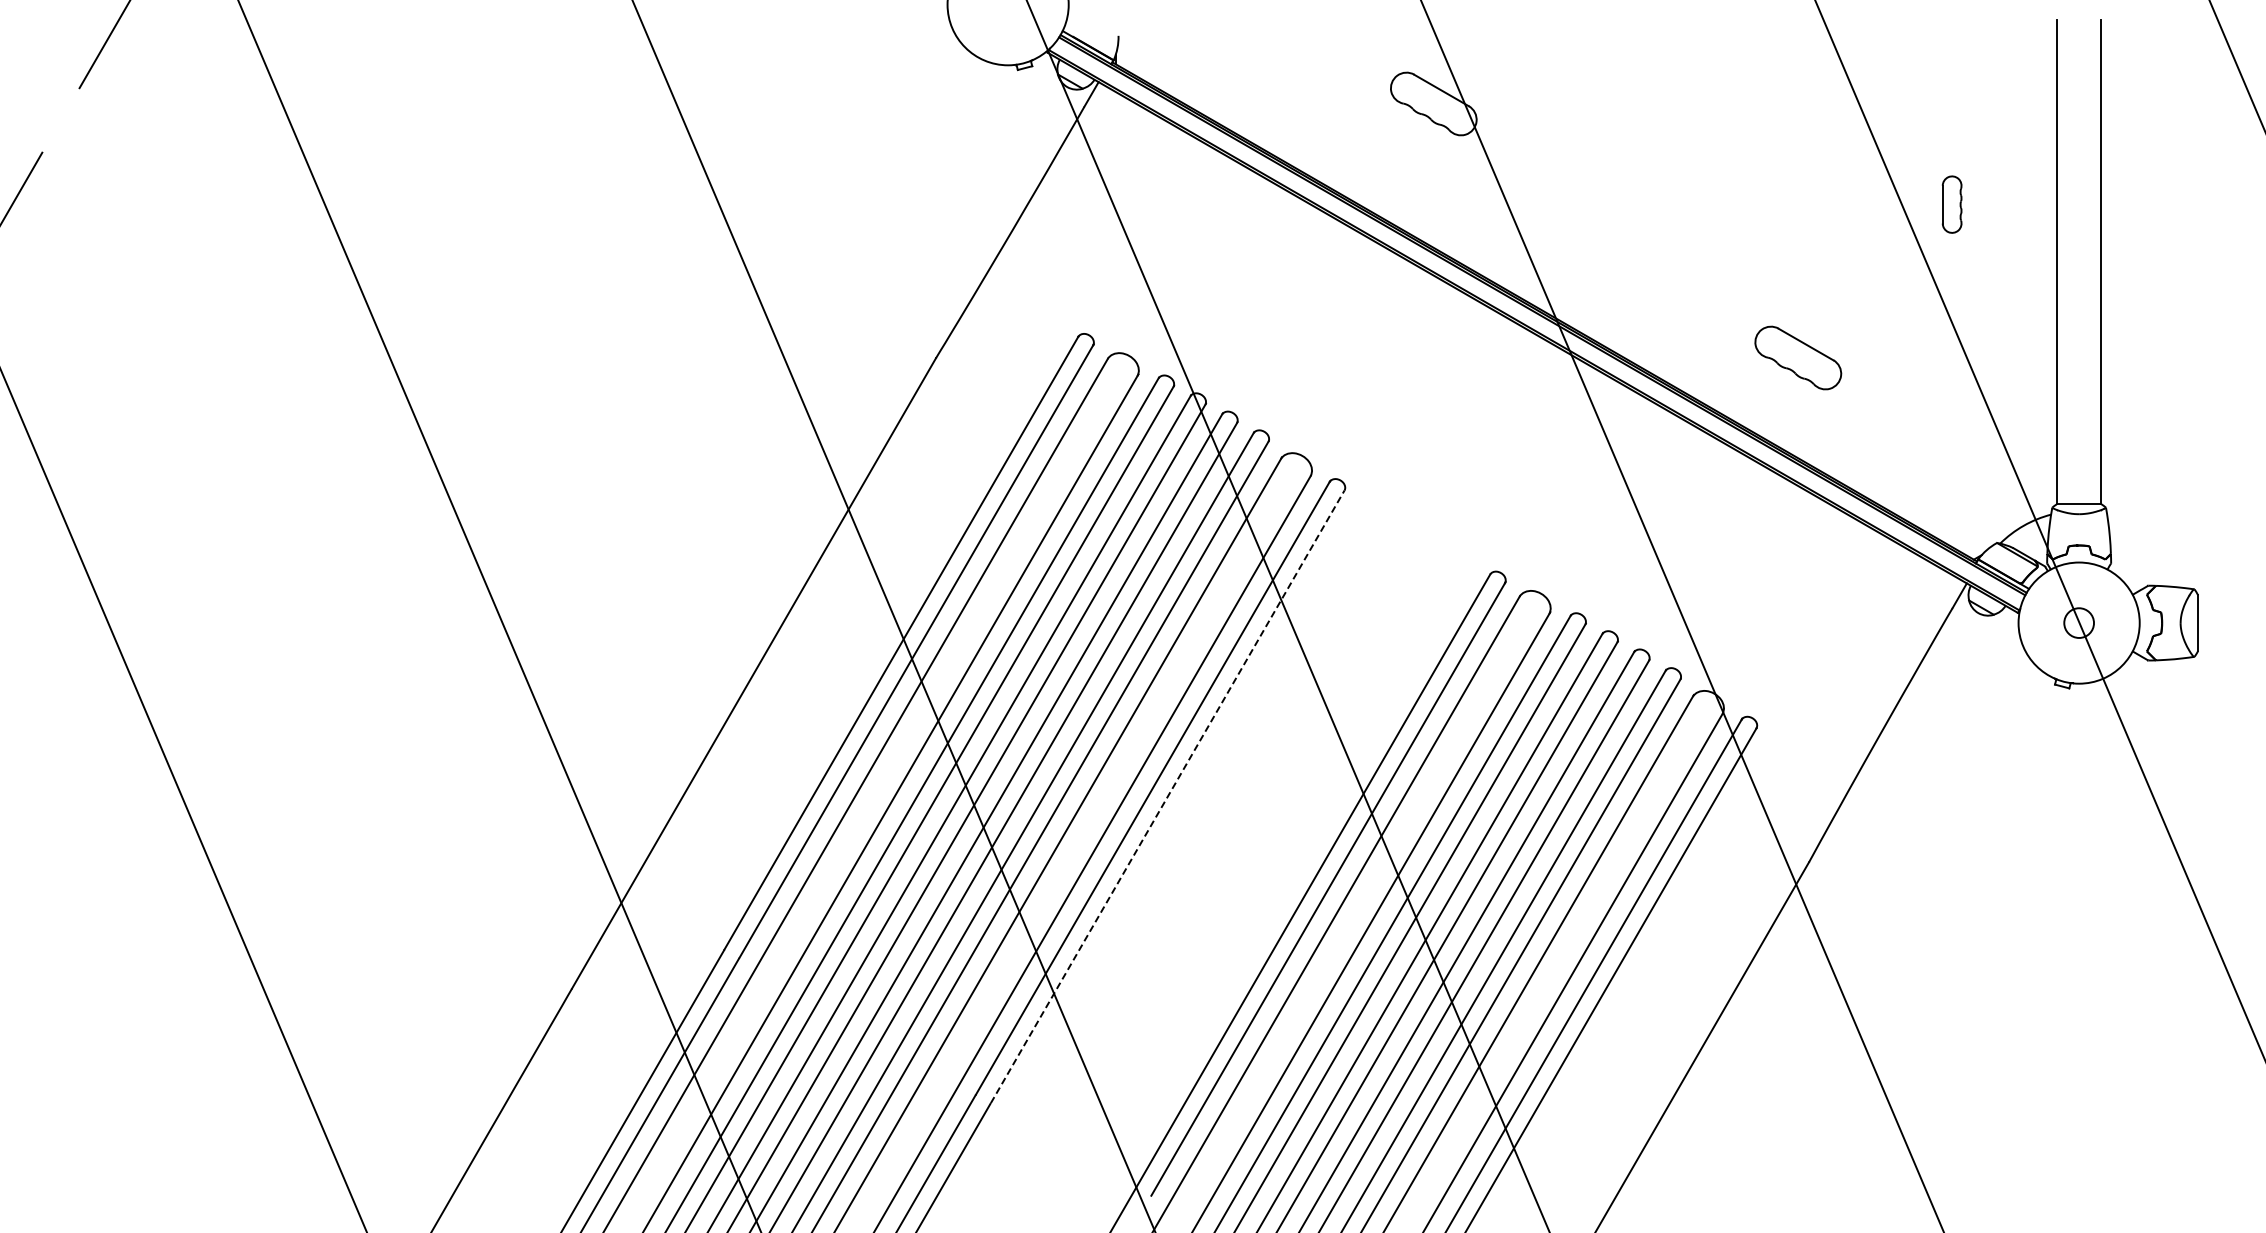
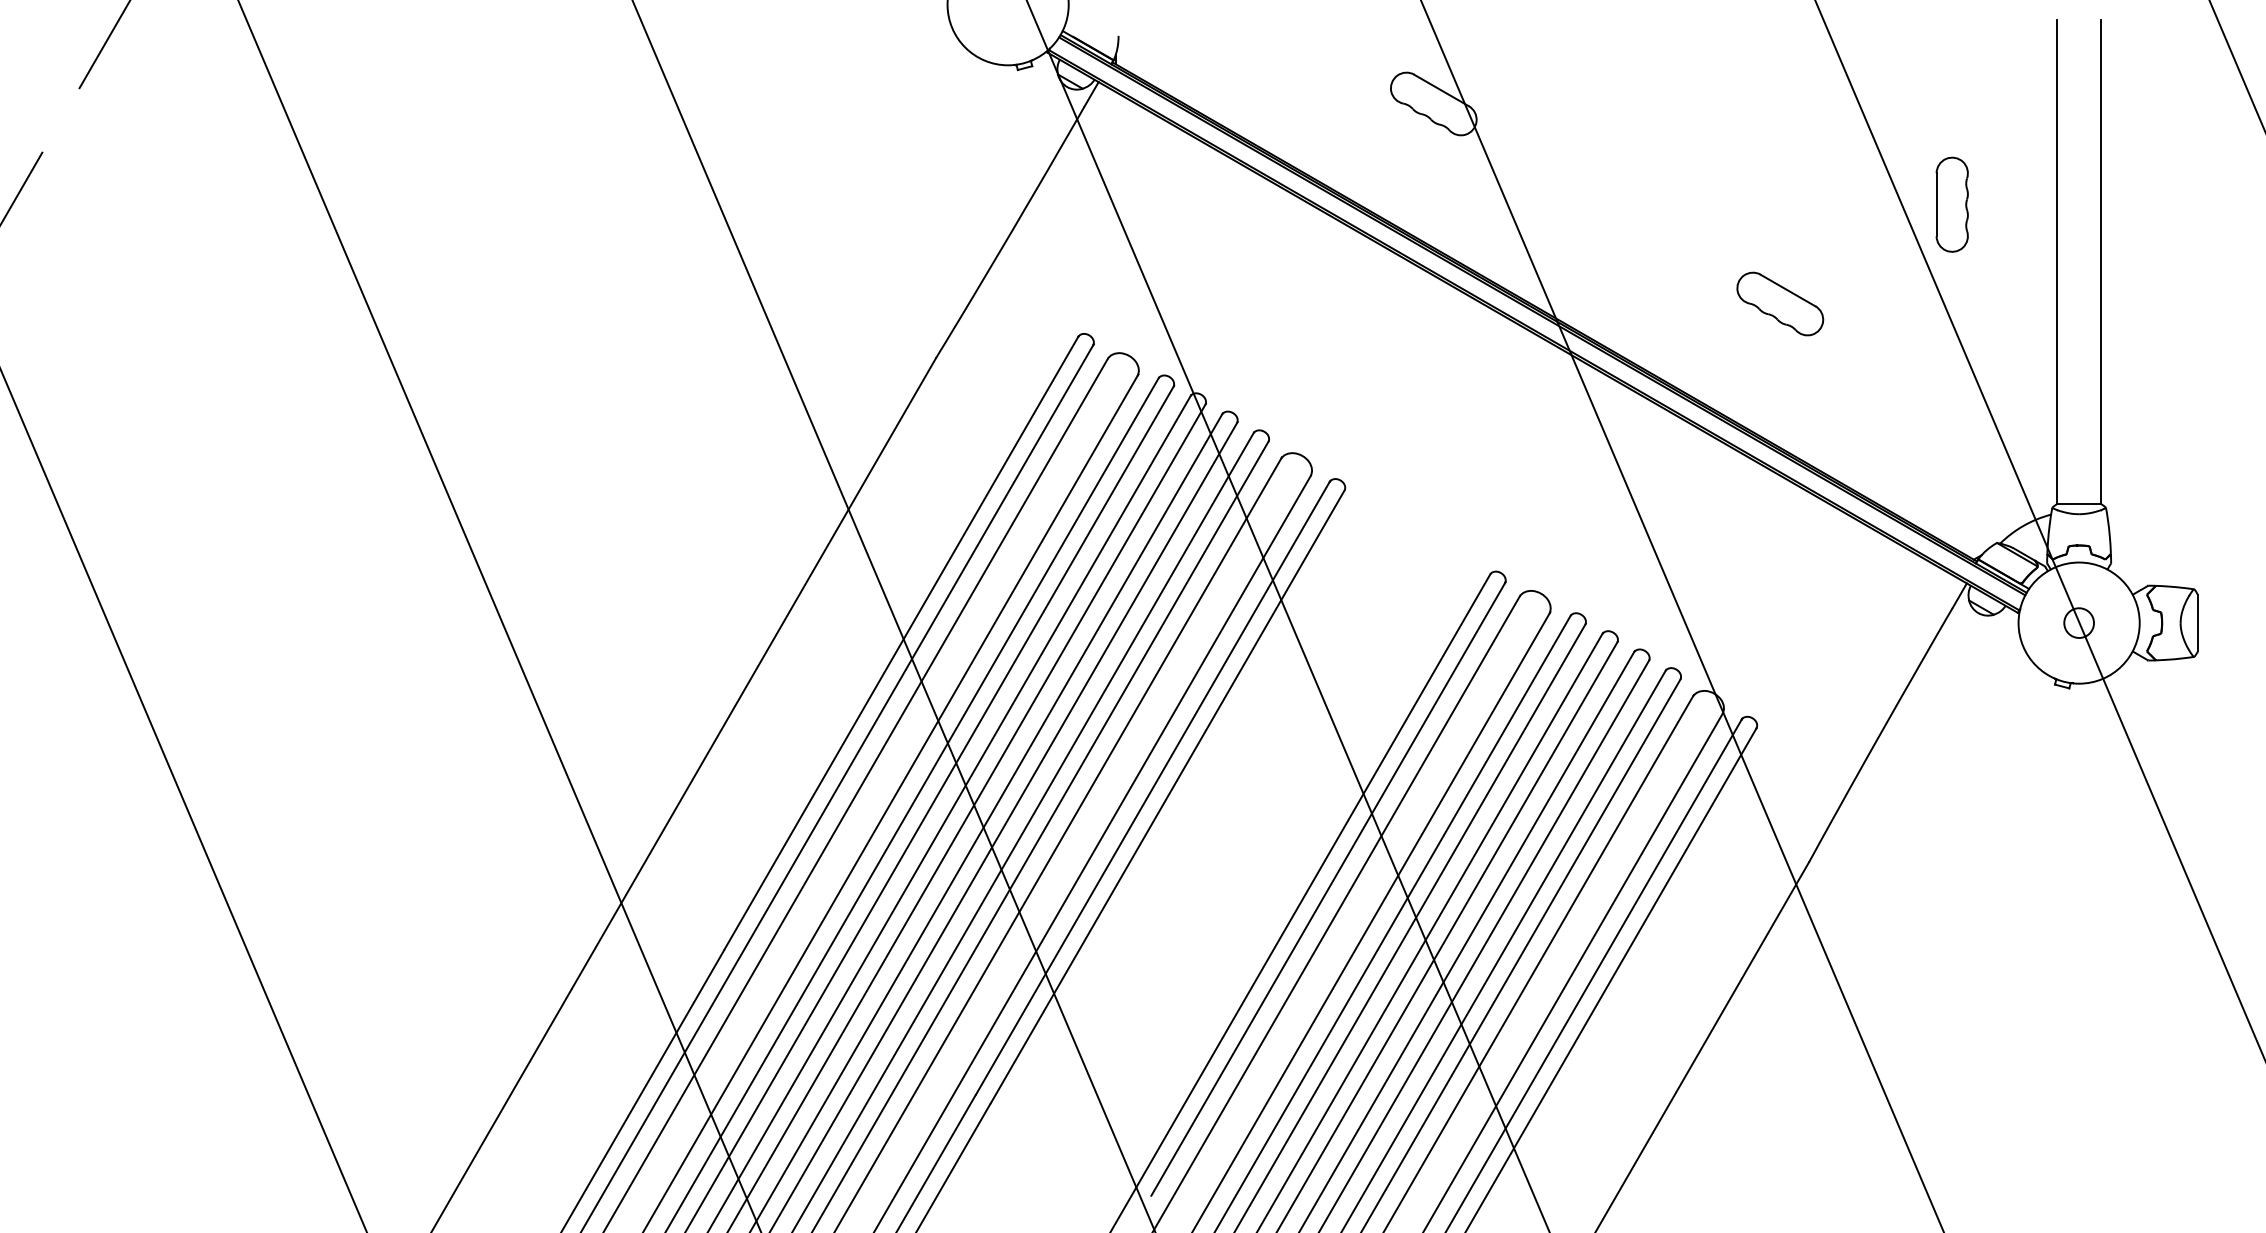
part size: 22x59 px -> 34x97 px (1951, 204)
part position: (1798, 357) -> (1780, 303) (1780, 303)
line: dashed -> solid (1167, 796)
